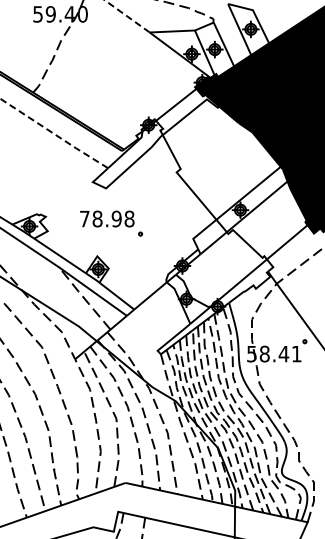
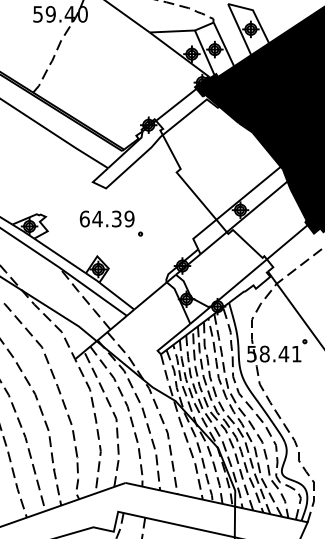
line: dashed -> solid (127, 16)
line: dashed -> solid (54, 134)
text: 78.98 -> 64.39 (106, 218)
